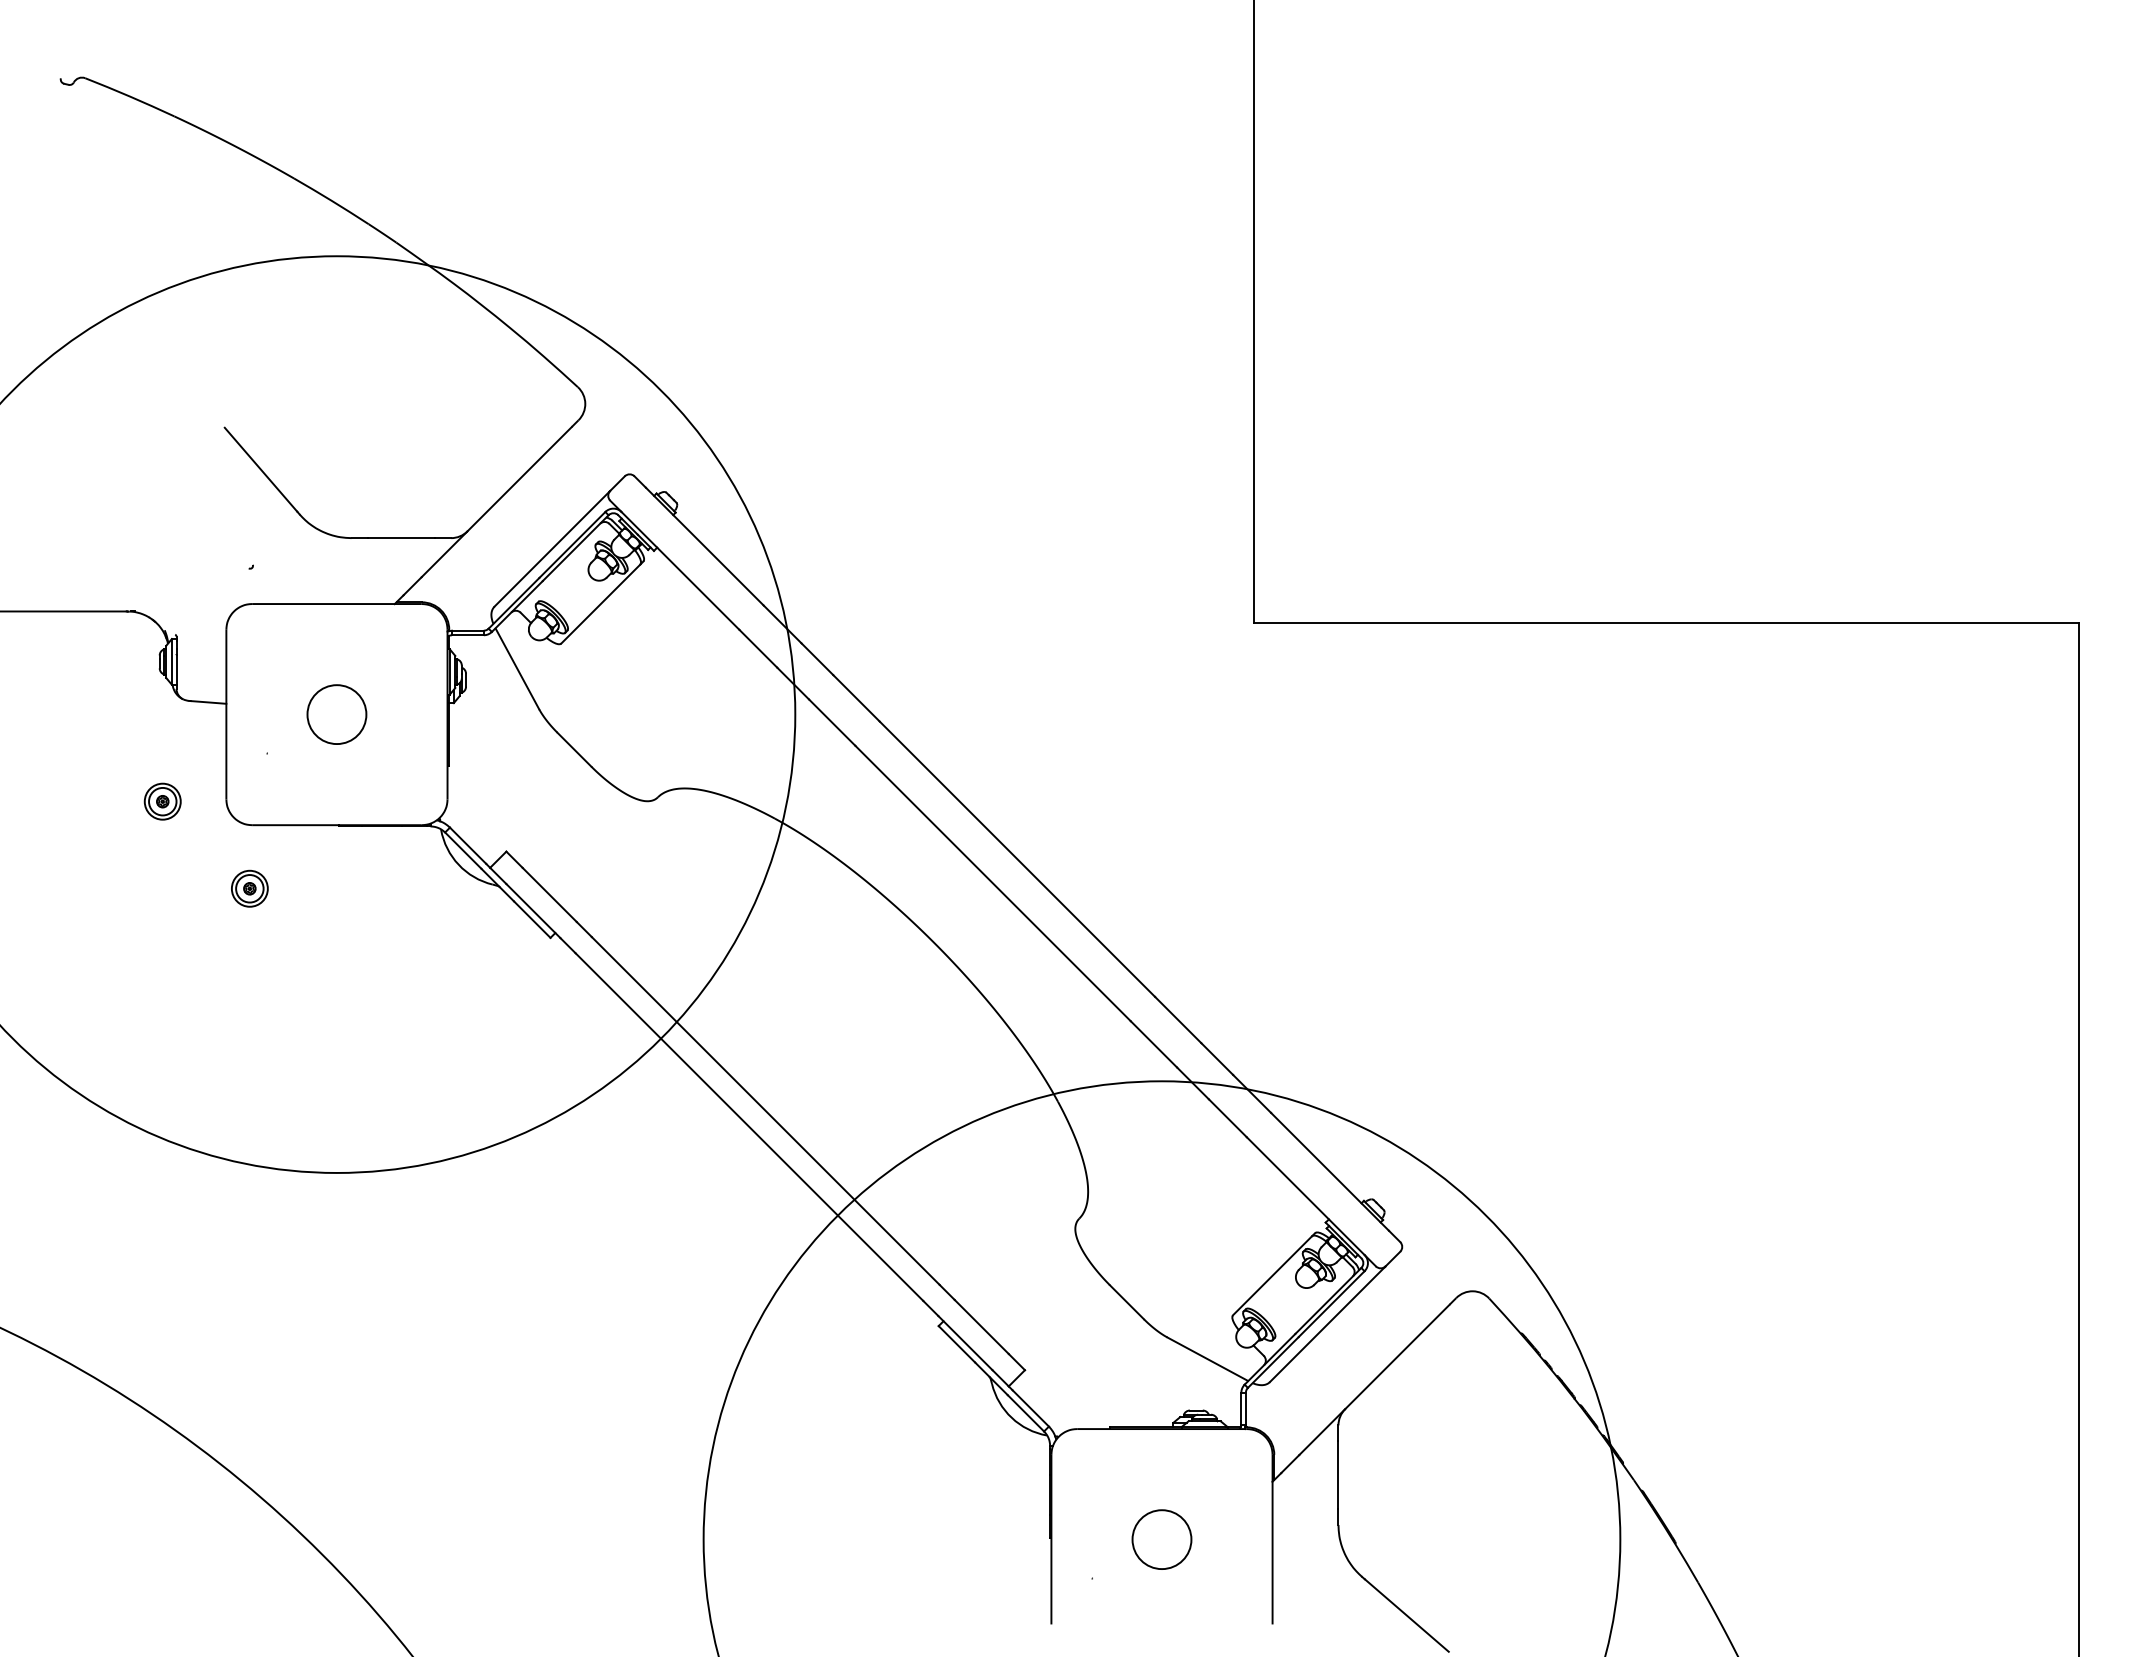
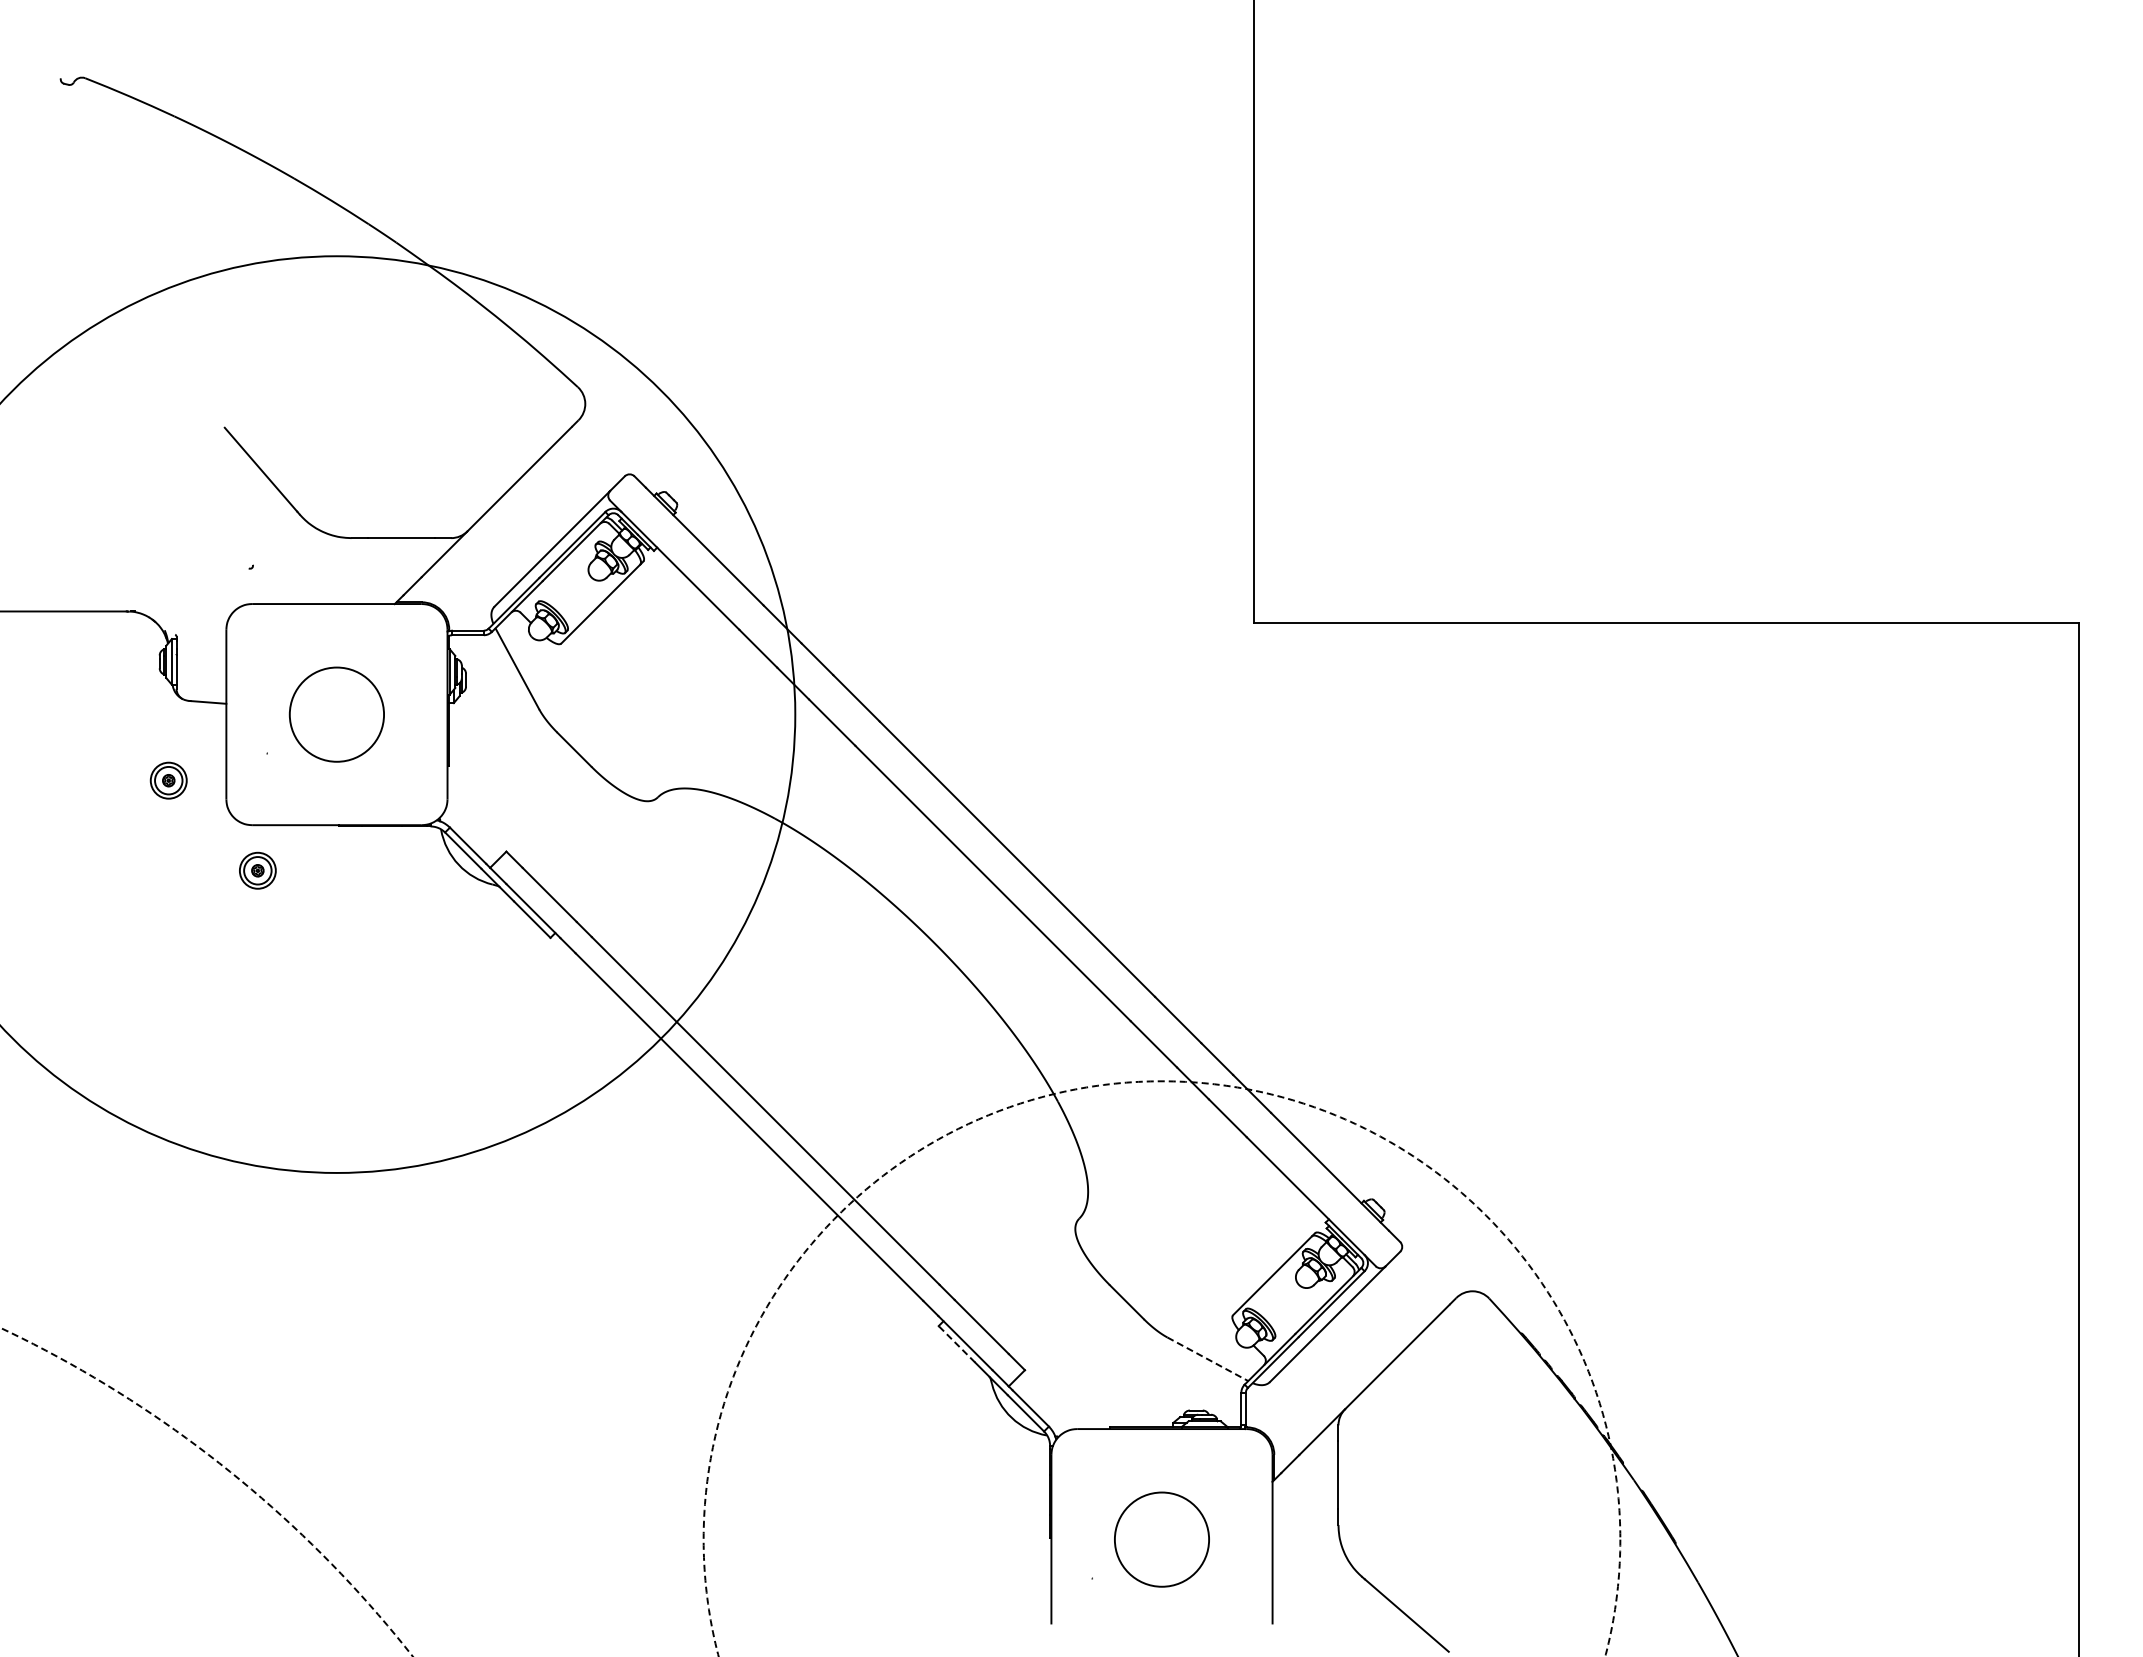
circle size: 62x61 px -> 97x97 px (336, 714)
part position: (162, 801) -> (168, 780) (168, 780)
part position: (249, 888) -> (257, 870) (257, 870)
line: solid -> dashed (956, 1344)
line: solid -> dashed (1207, 1359)
circle: solid -> dashed (1161, 1368)
circle: solid -> dashed (206, 1492)
circle diameter: 59 px -> 94 px (1161, 1539)
